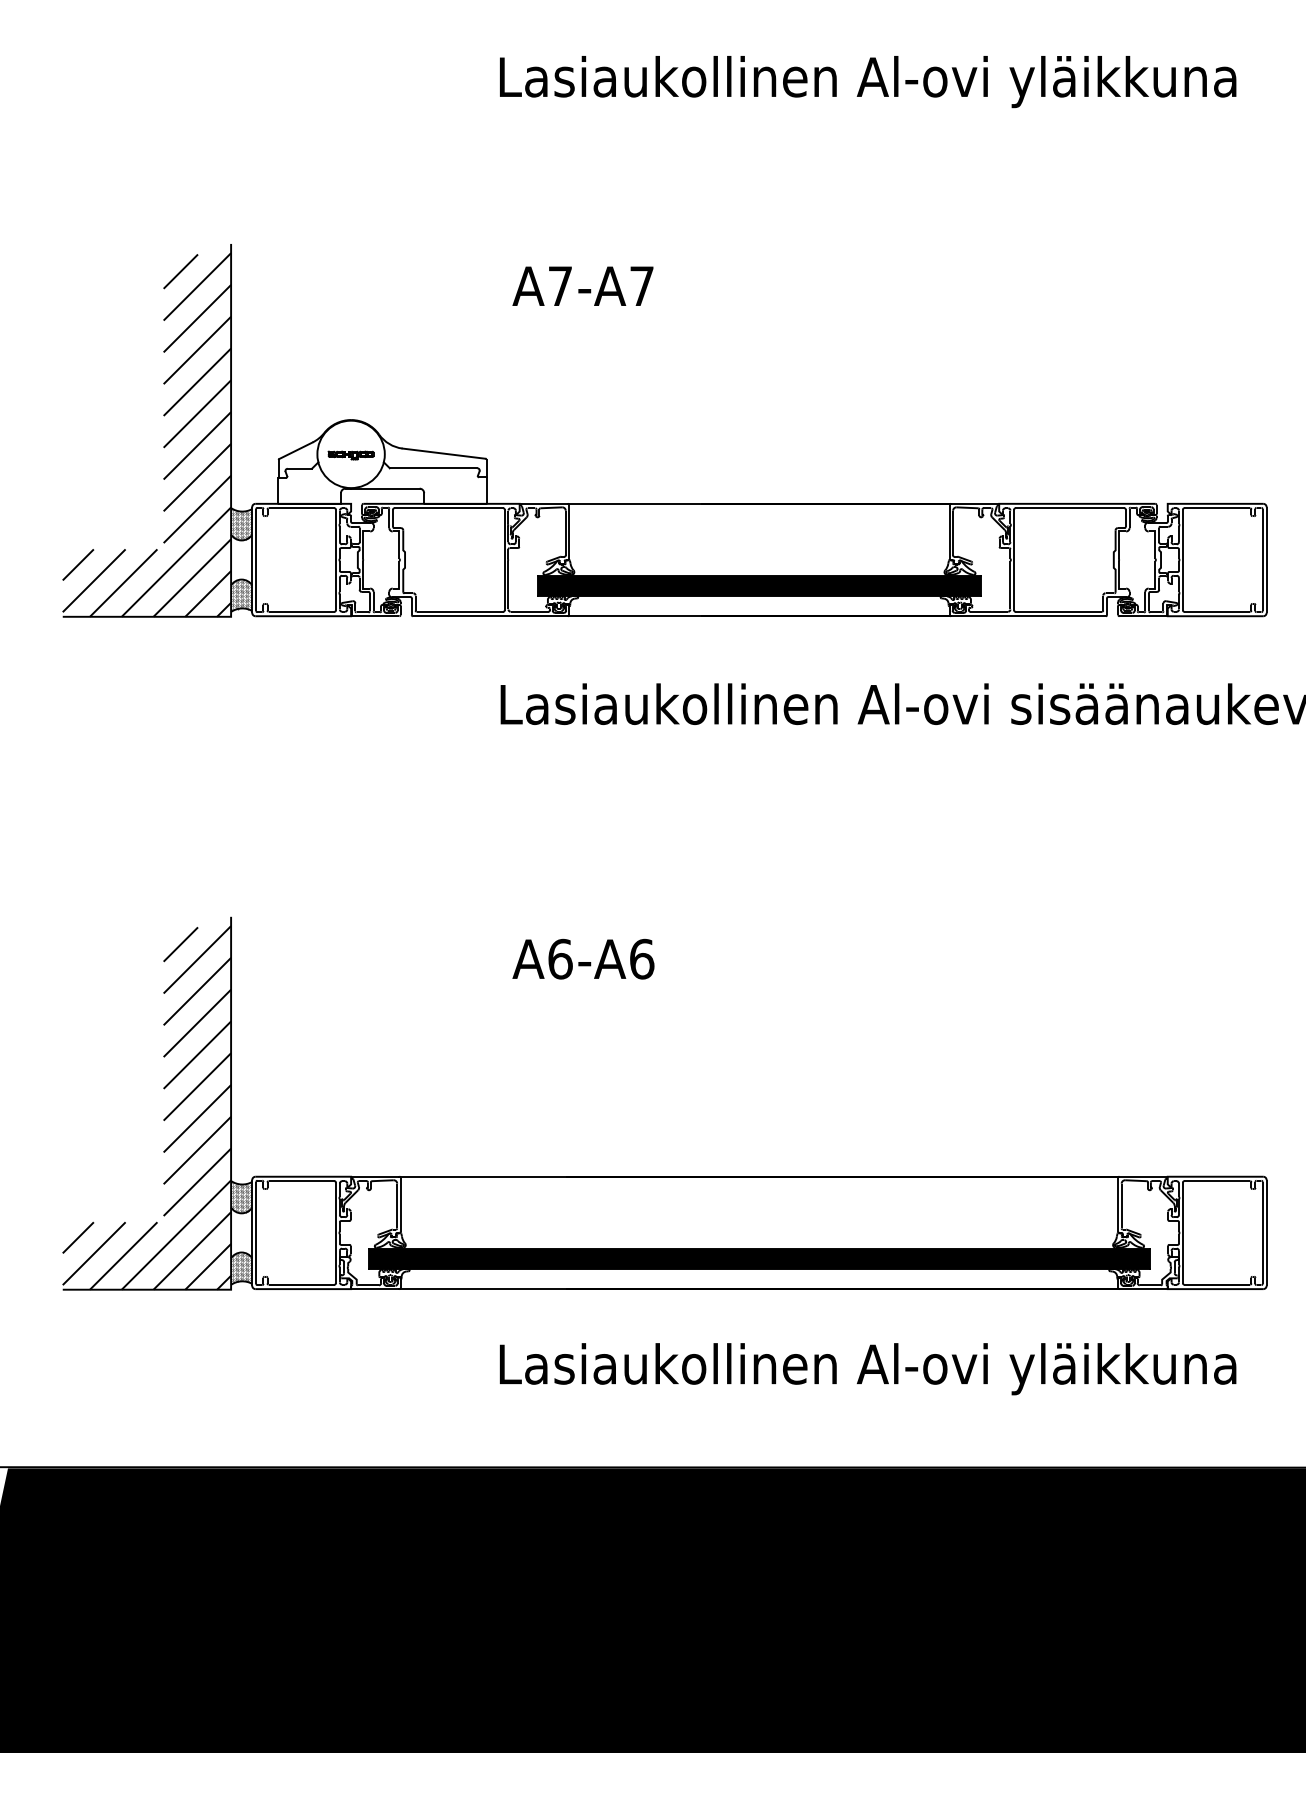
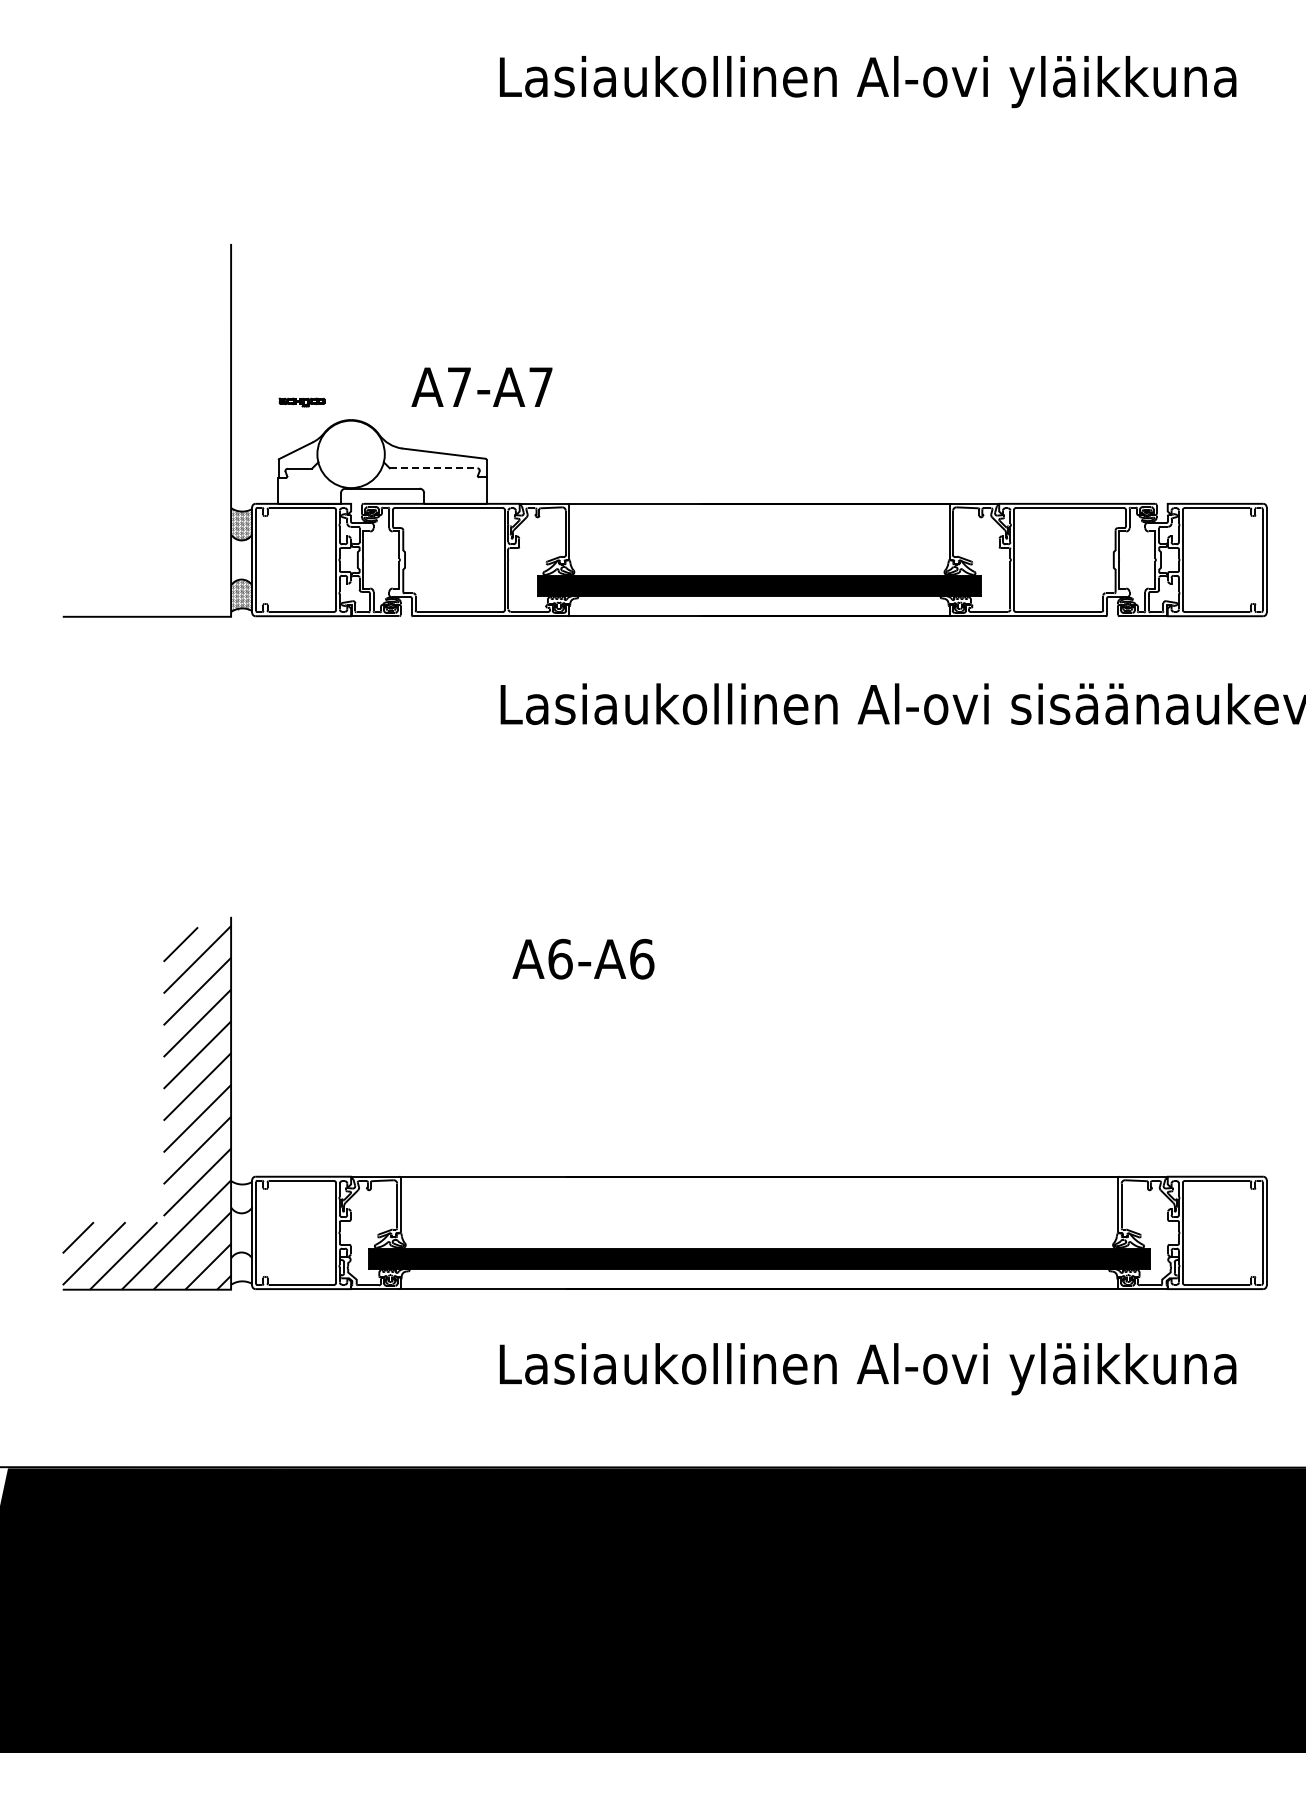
text position: (582, 285) -> (481, 386) (481, 386)
hatch: present -> none (146, 434)
part position: (350, 455) -> (301, 402) (301, 402)
line: solid -> dashed (433, 468)
hatch: present -> none (241, 1197)
hatch: present -> none (241, 1267)
